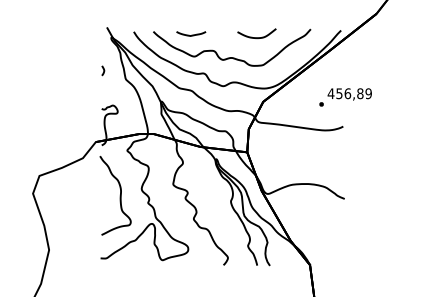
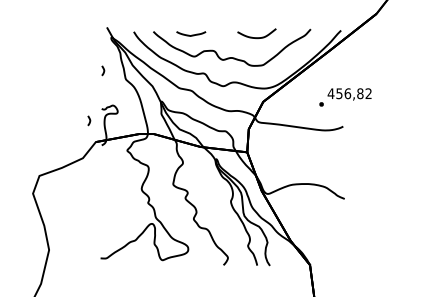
text: 456,89 -> 456,82 (368, 93)
curve: none -> present (89, 120)
curve: present -> none (119, 195)
